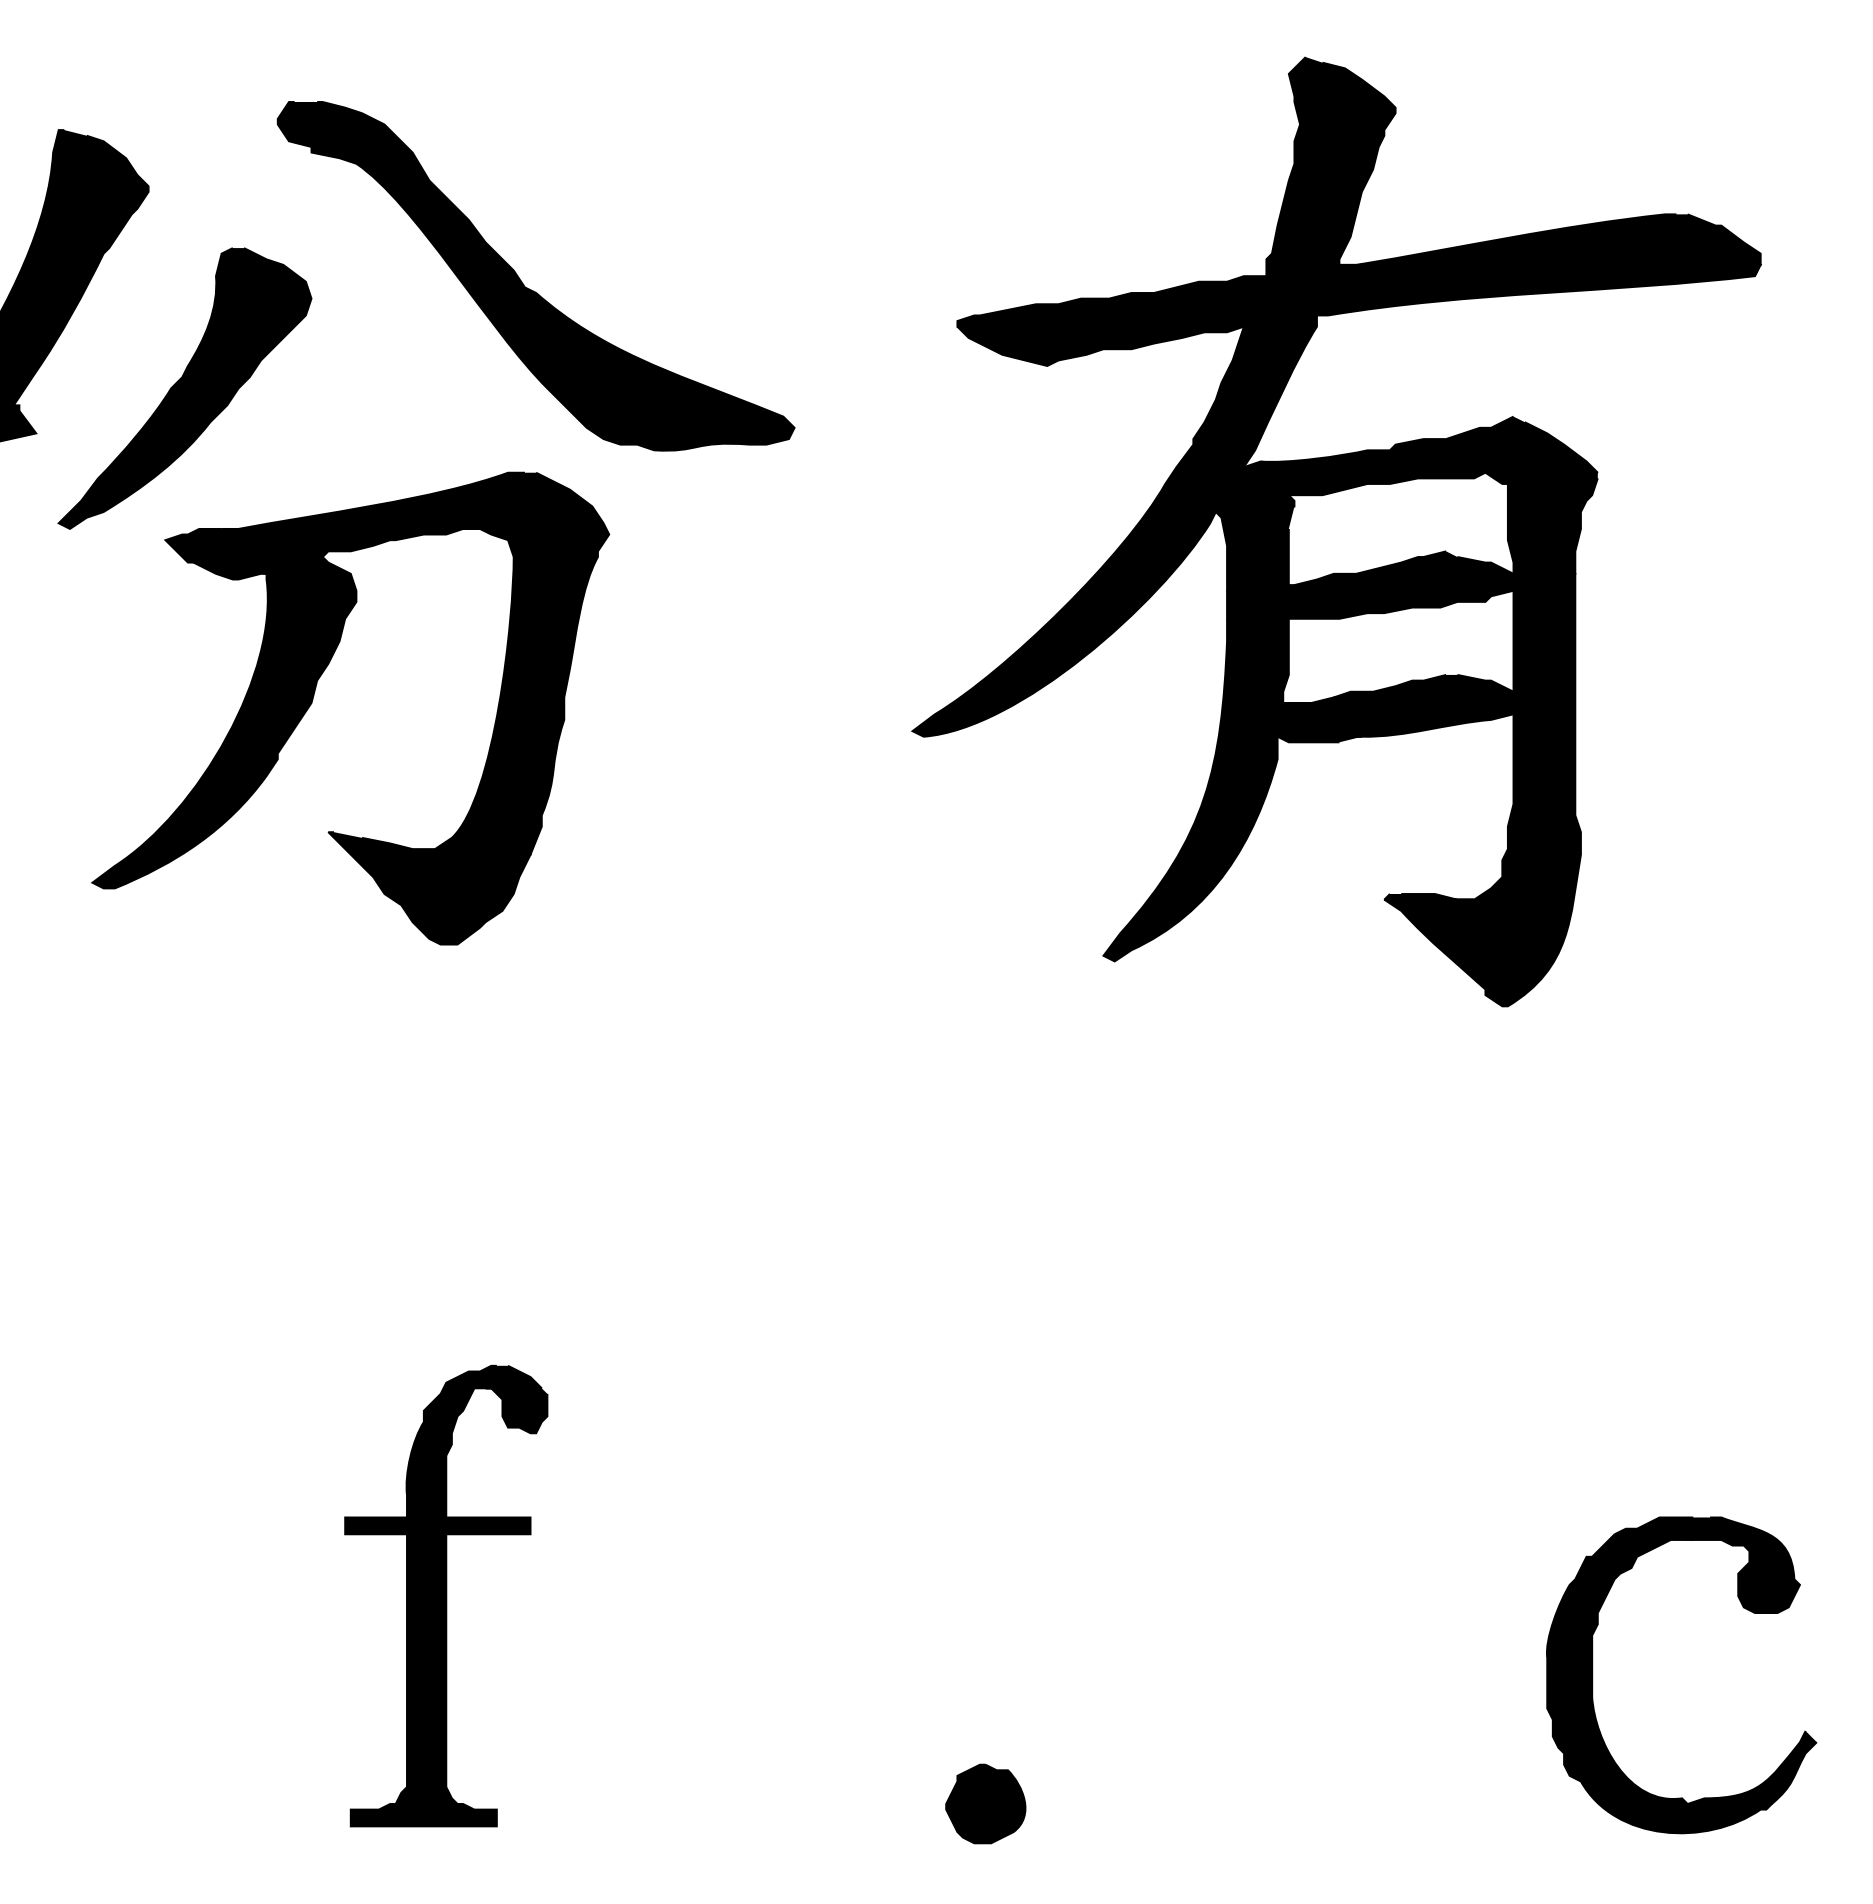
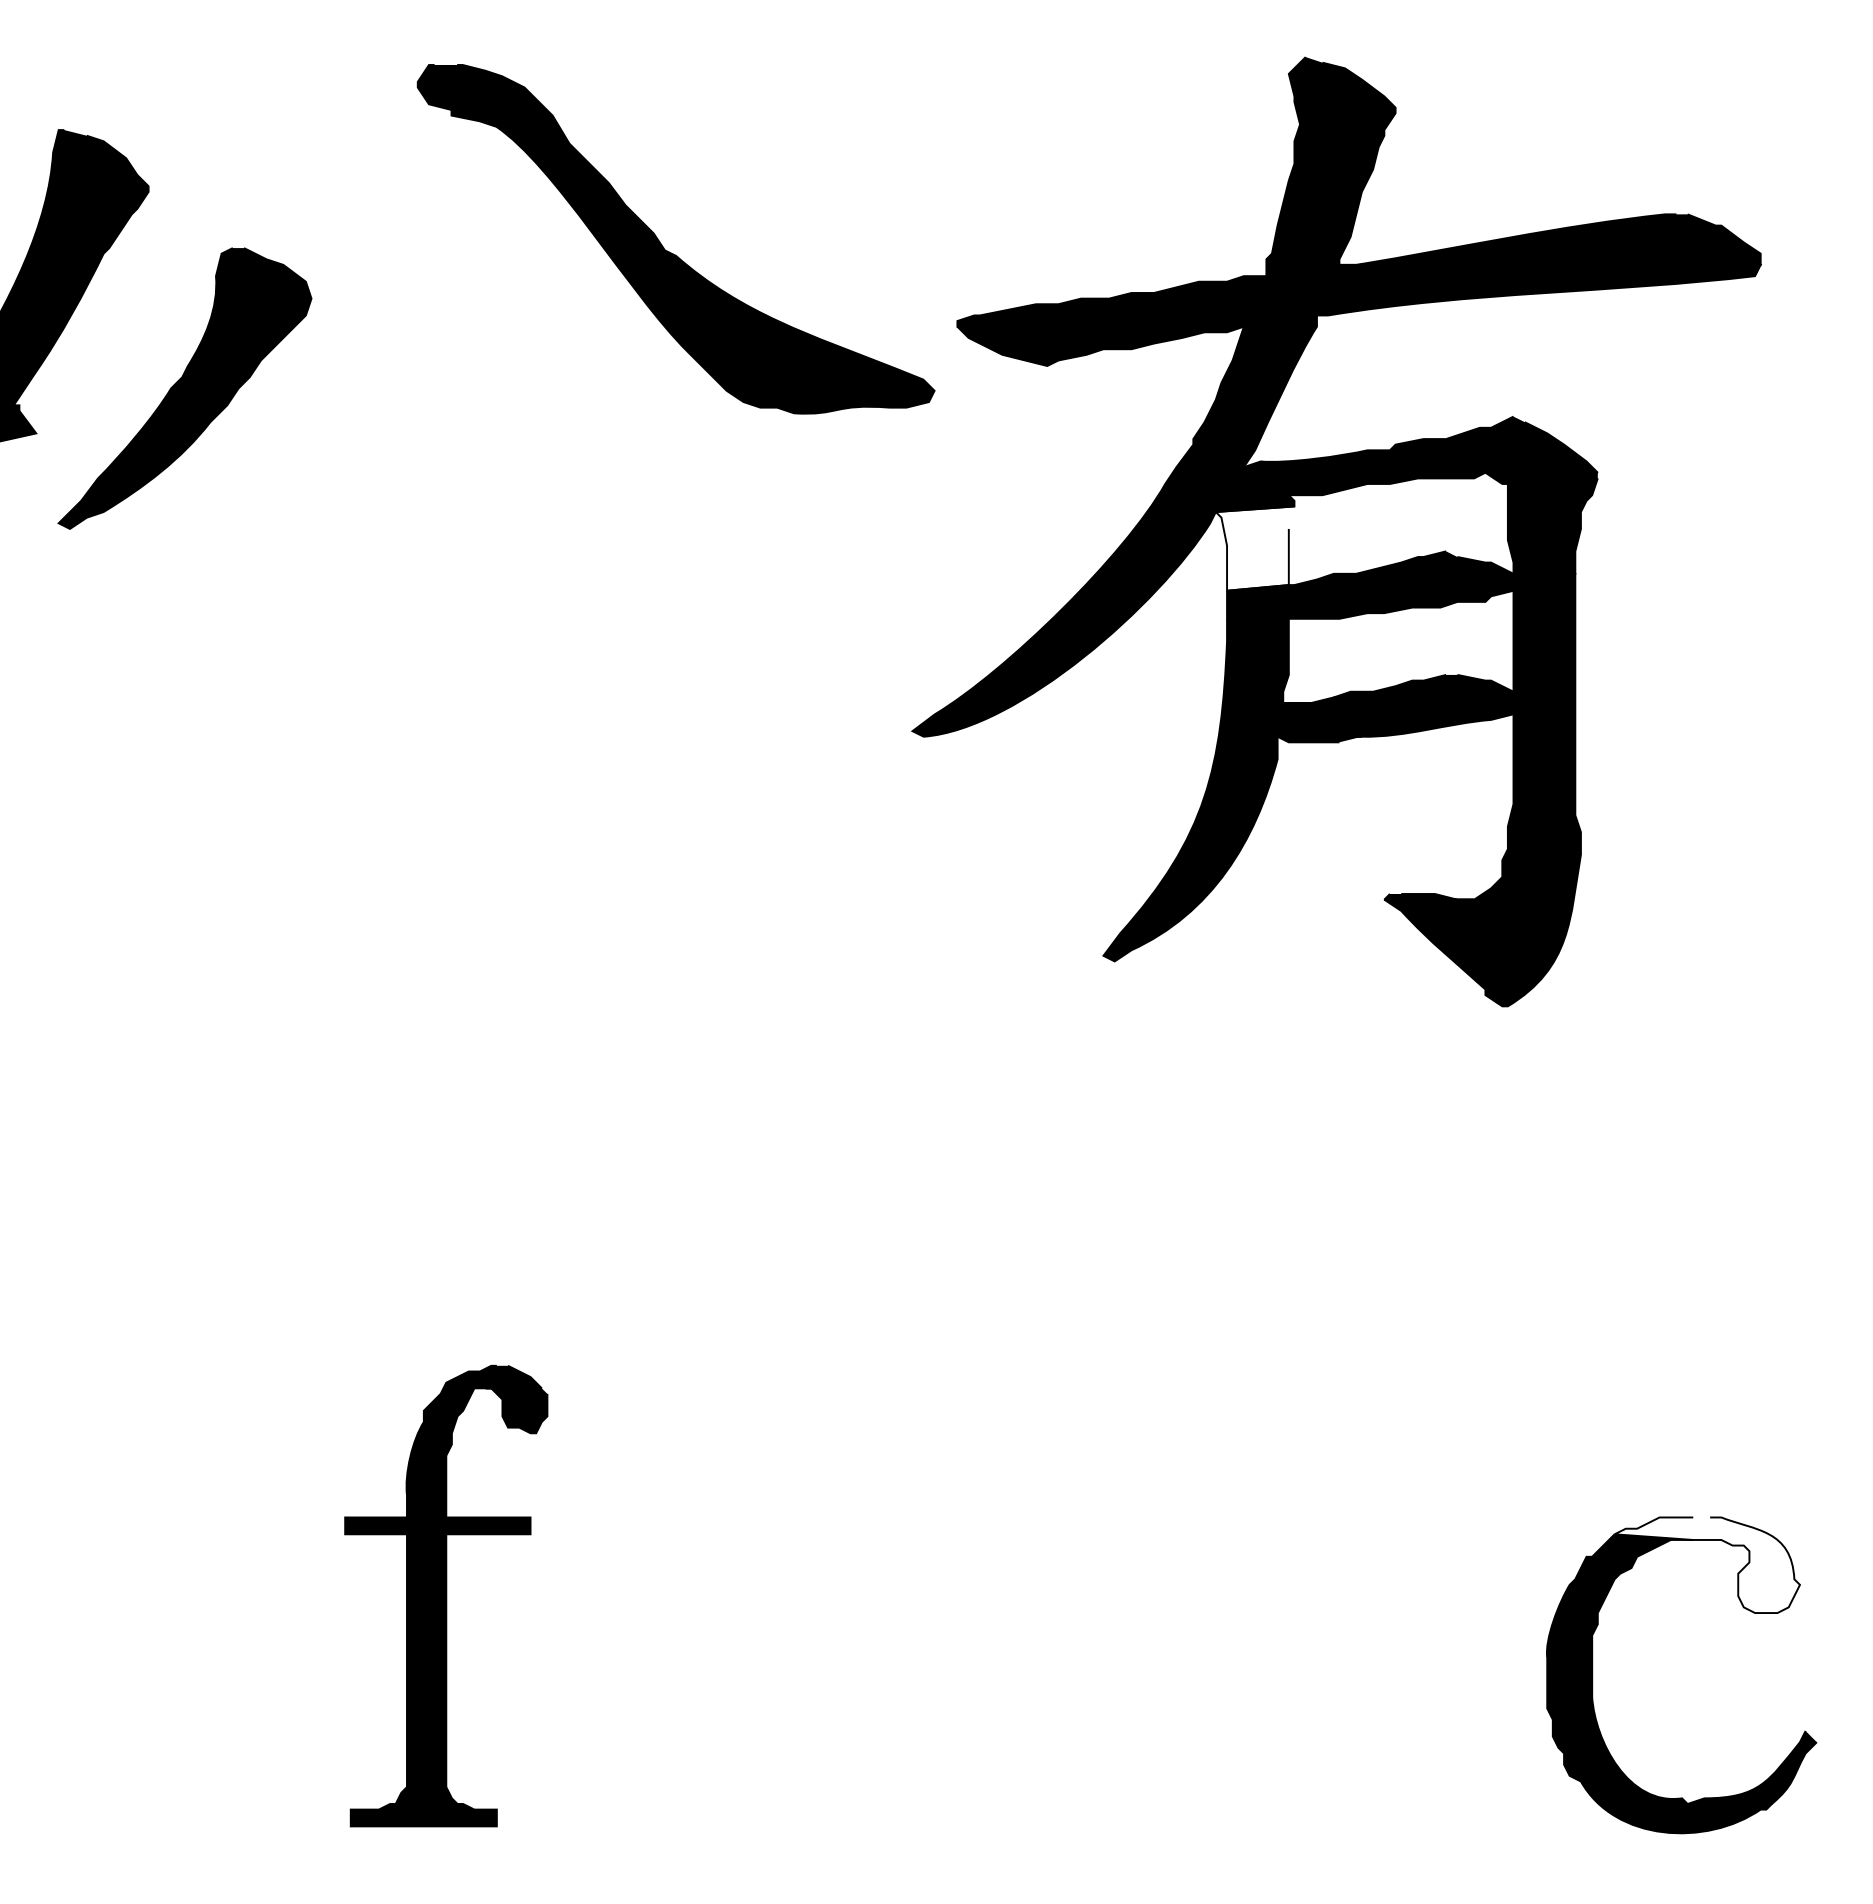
part position: (529, 288) -> (669, 251) (669, 251)
fill: present -> none (1254, 548)
part: present -> none (313, 700)
fill: present -> none (1706, 1565)
part: present -> none (985, 1803)
